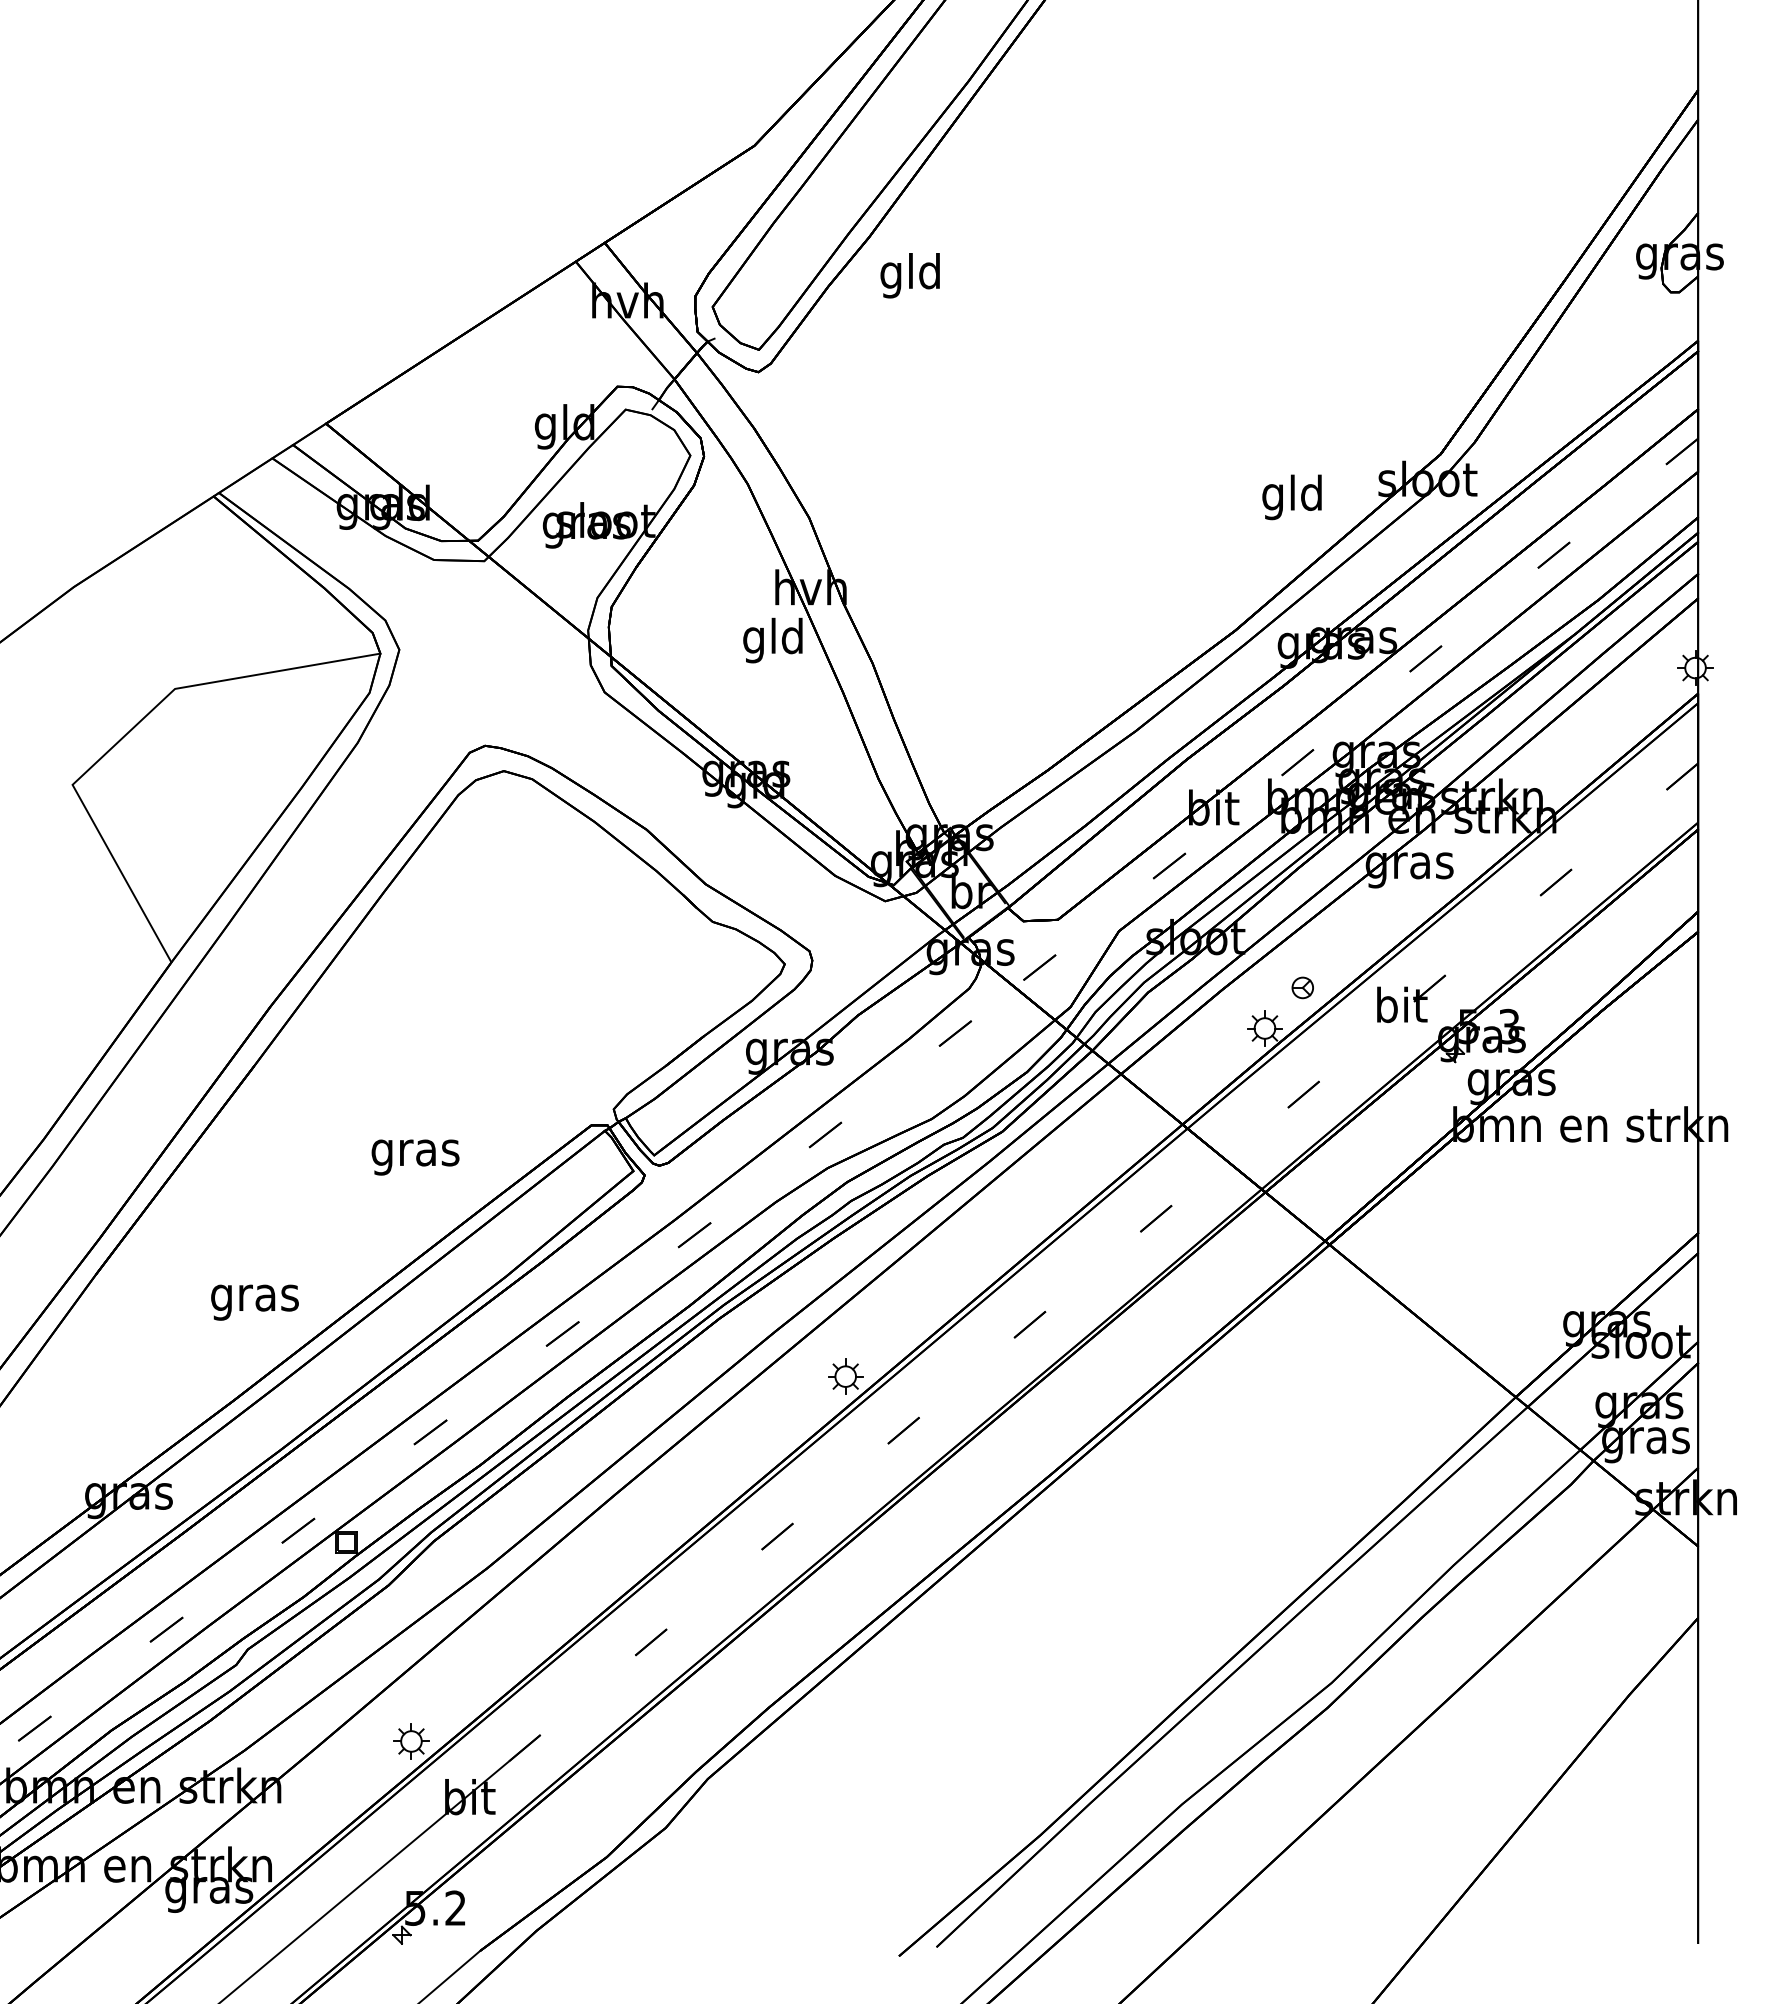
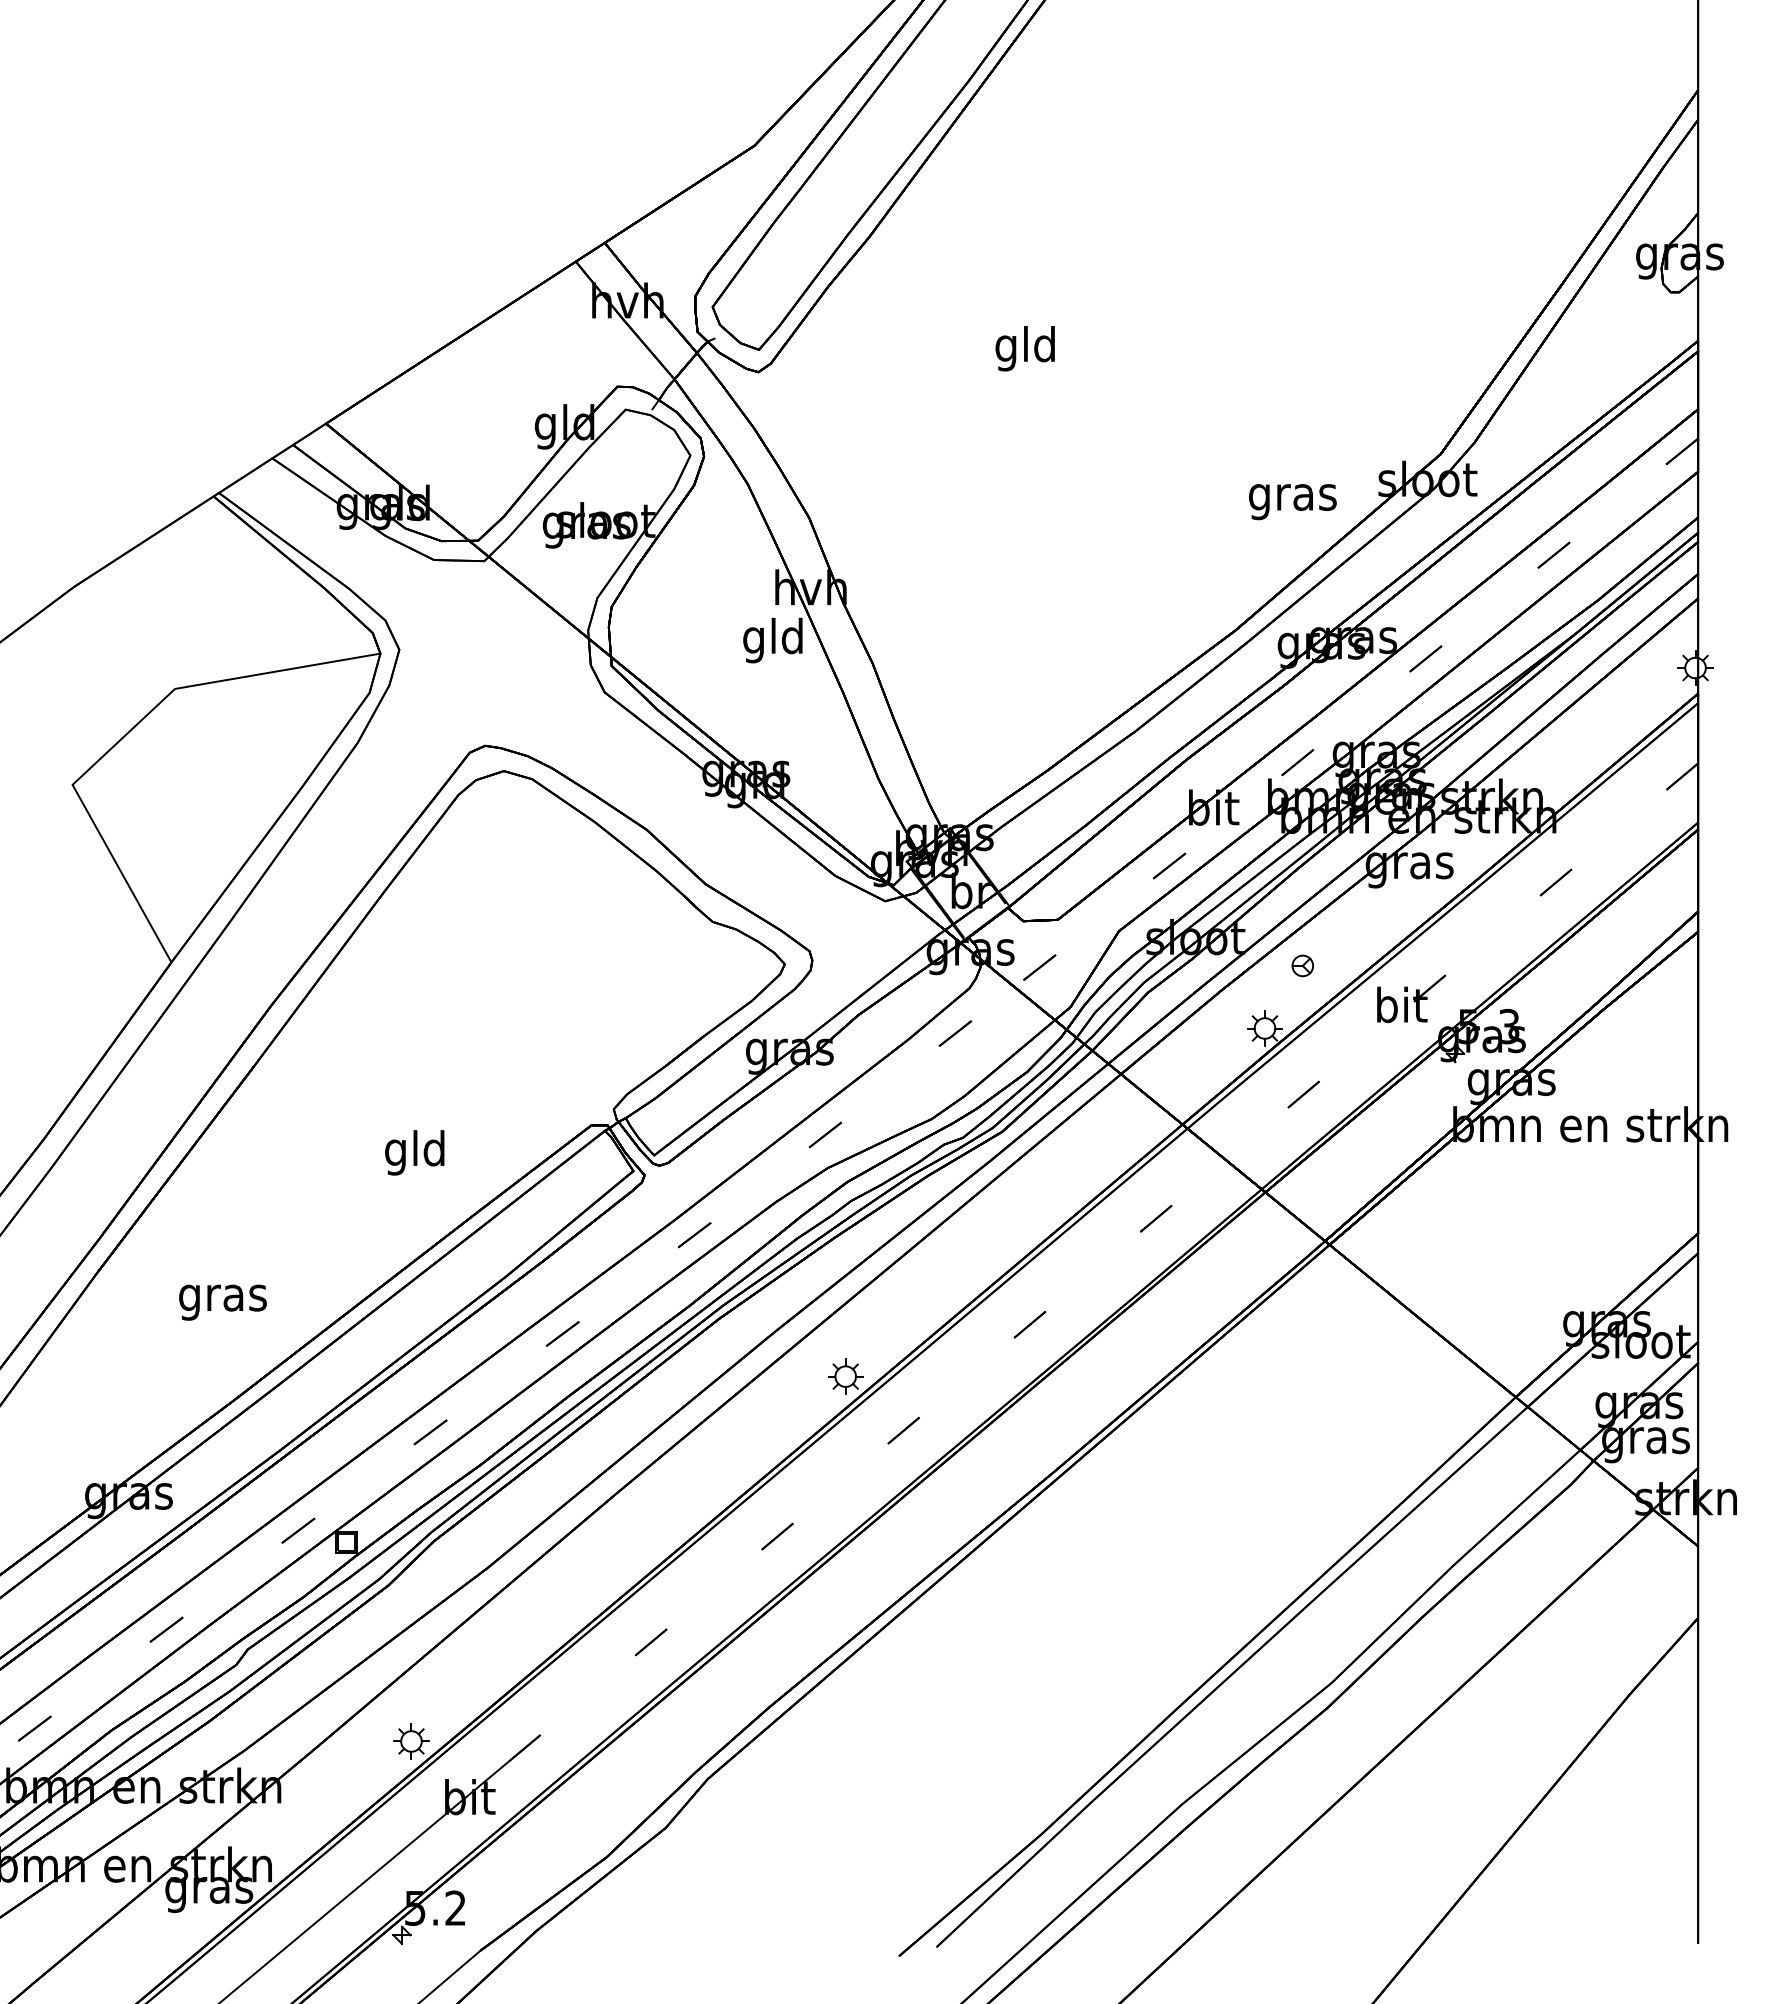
text position: (909, 275) -> (1024, 348) (1024, 348)
text: gld -> gras (1292, 497)
part position: (1302, 987) -> (1302, 965) (1302, 965)
text: gras -> gld (415, 1152)
text position: (254, 1302) -> (222, 1302) (222, 1302)
